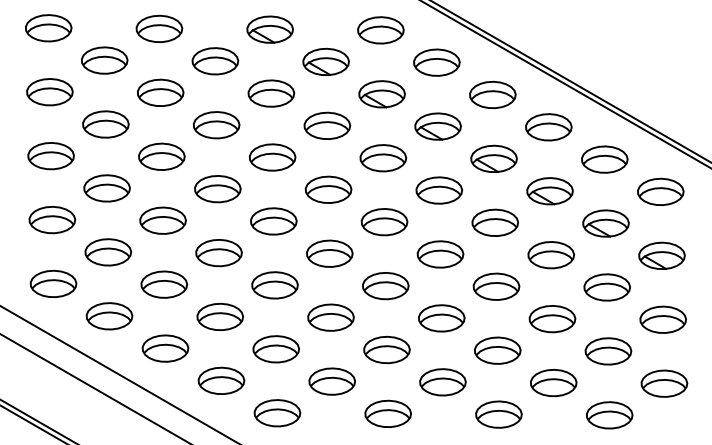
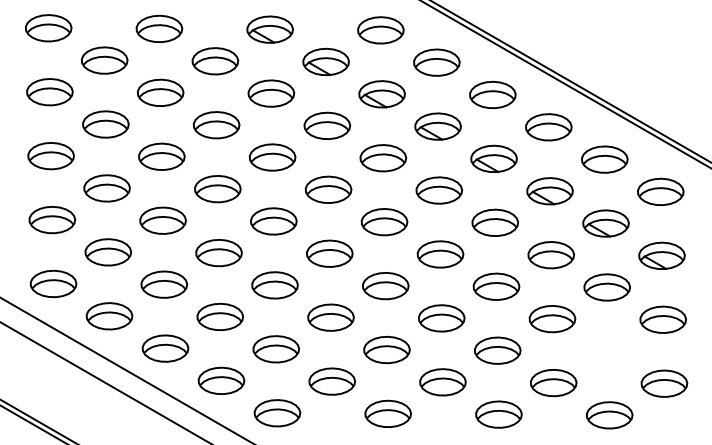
part: present -> none (608, 351)
line position: (118, 374) -> (125, 369) (125, 369)
line position: (94, 388) -> (104, 382) (104, 382)
